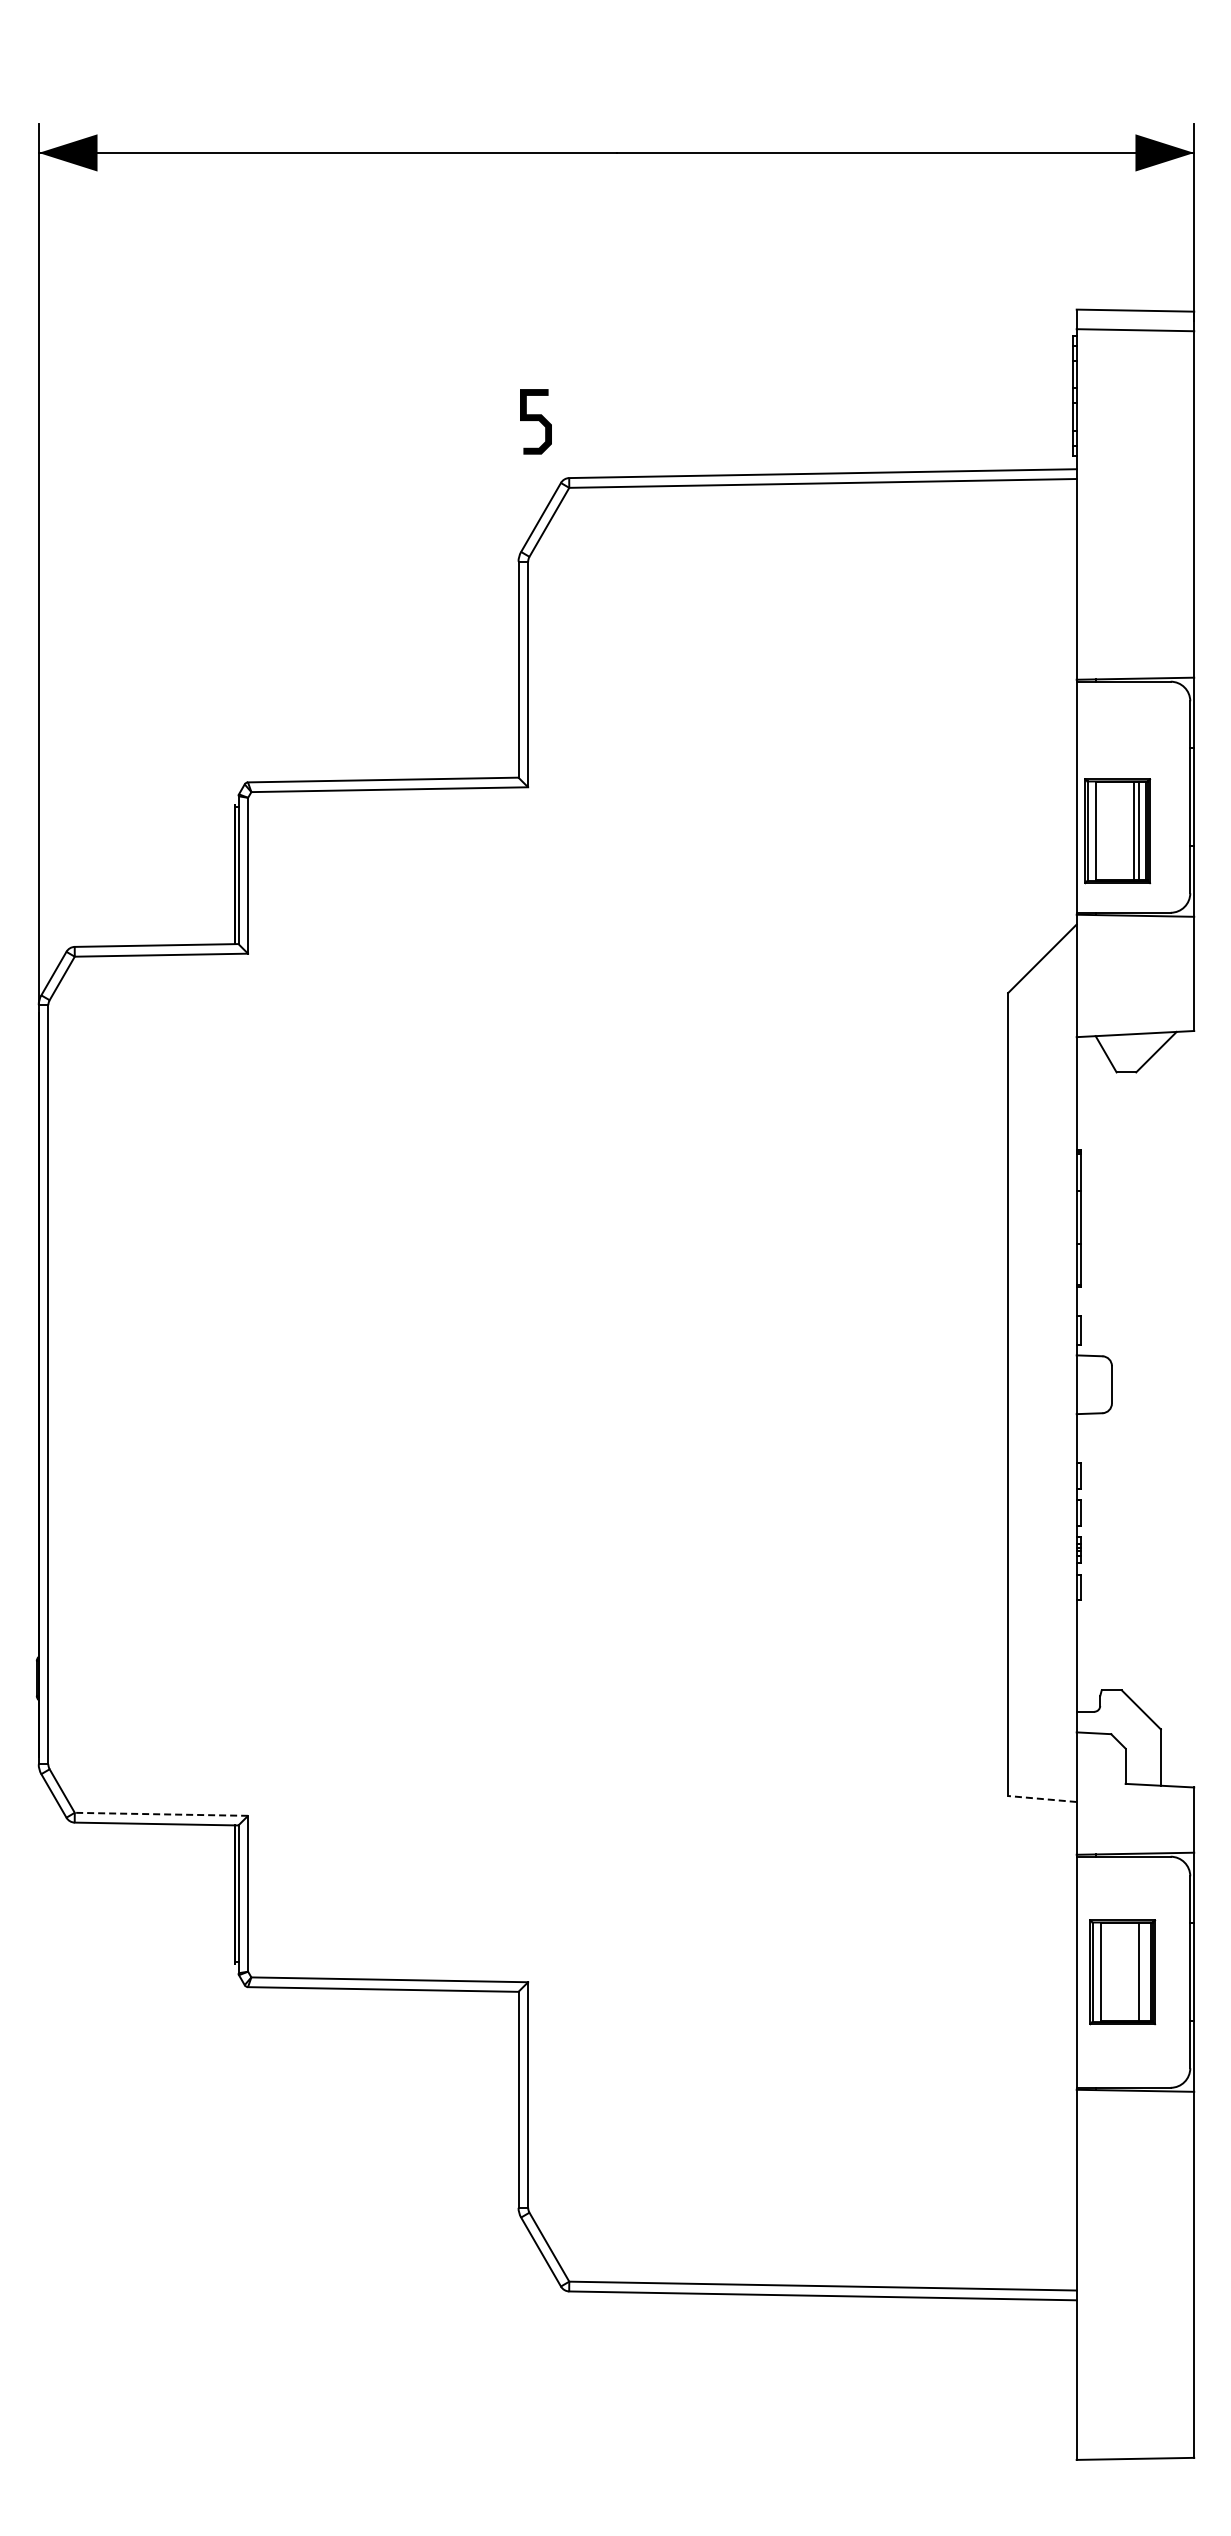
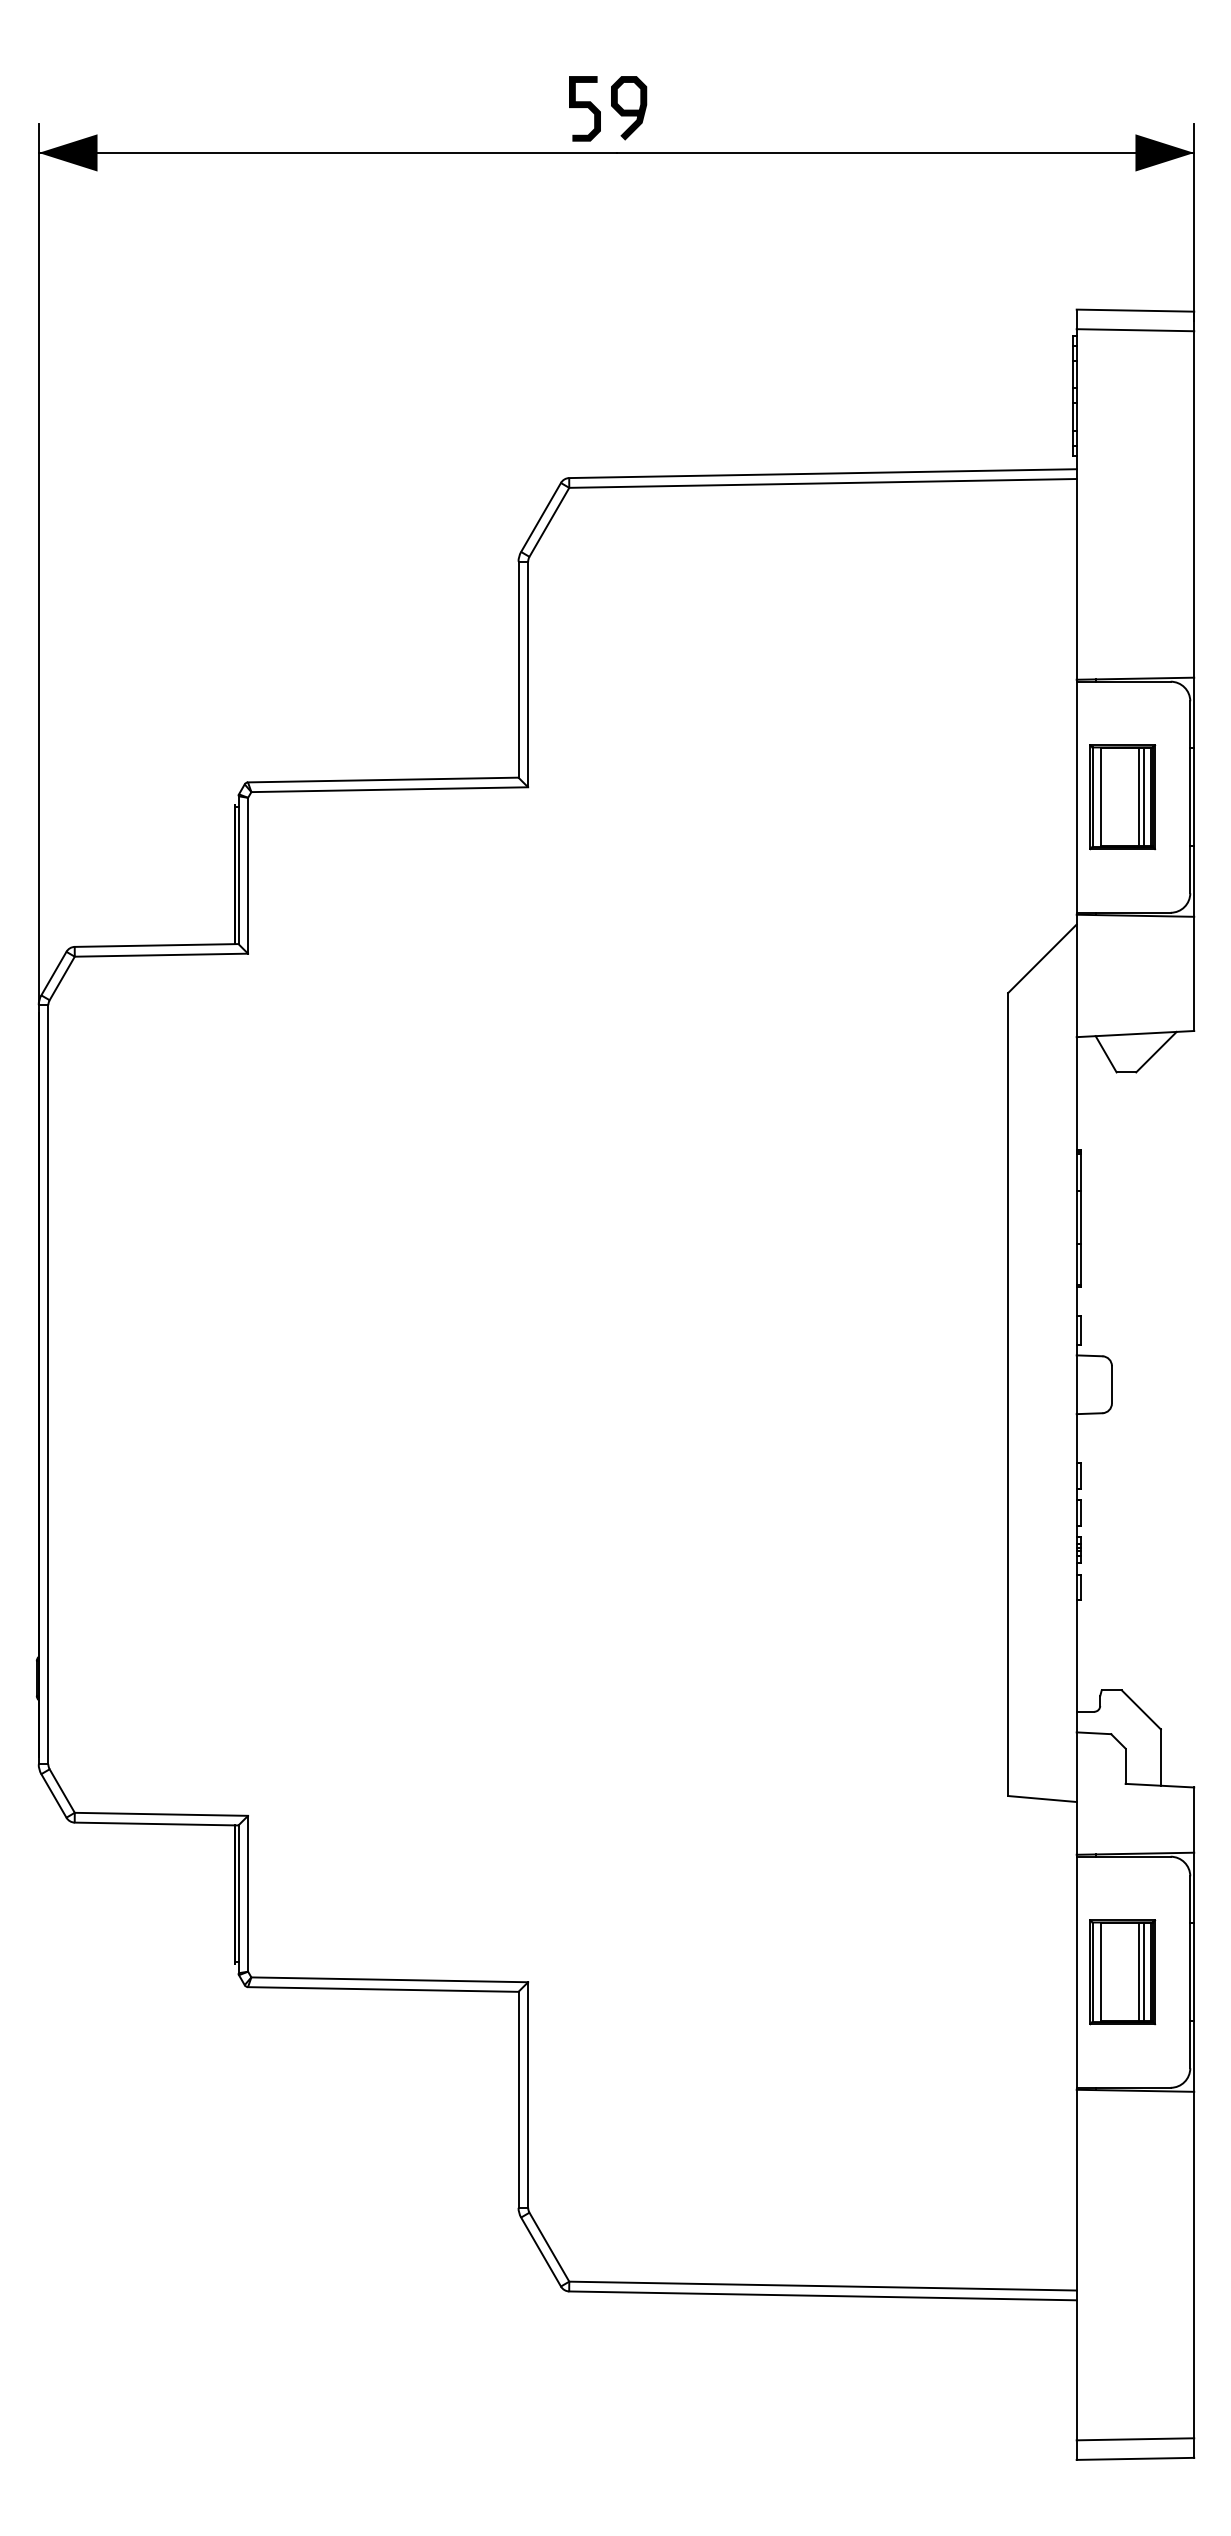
curve: none -> present (629, 109)
curve position: (535, 420) -> (584, 107) (584, 107)
part position: (1117, 831) -> (1122, 797) (1122, 797)
line: dashed -> solid (1041, 1798)
line: dashed -> solid (161, 1814)
line: none -> present (1144, 1972)
line: none -> present (1135, 2439)
